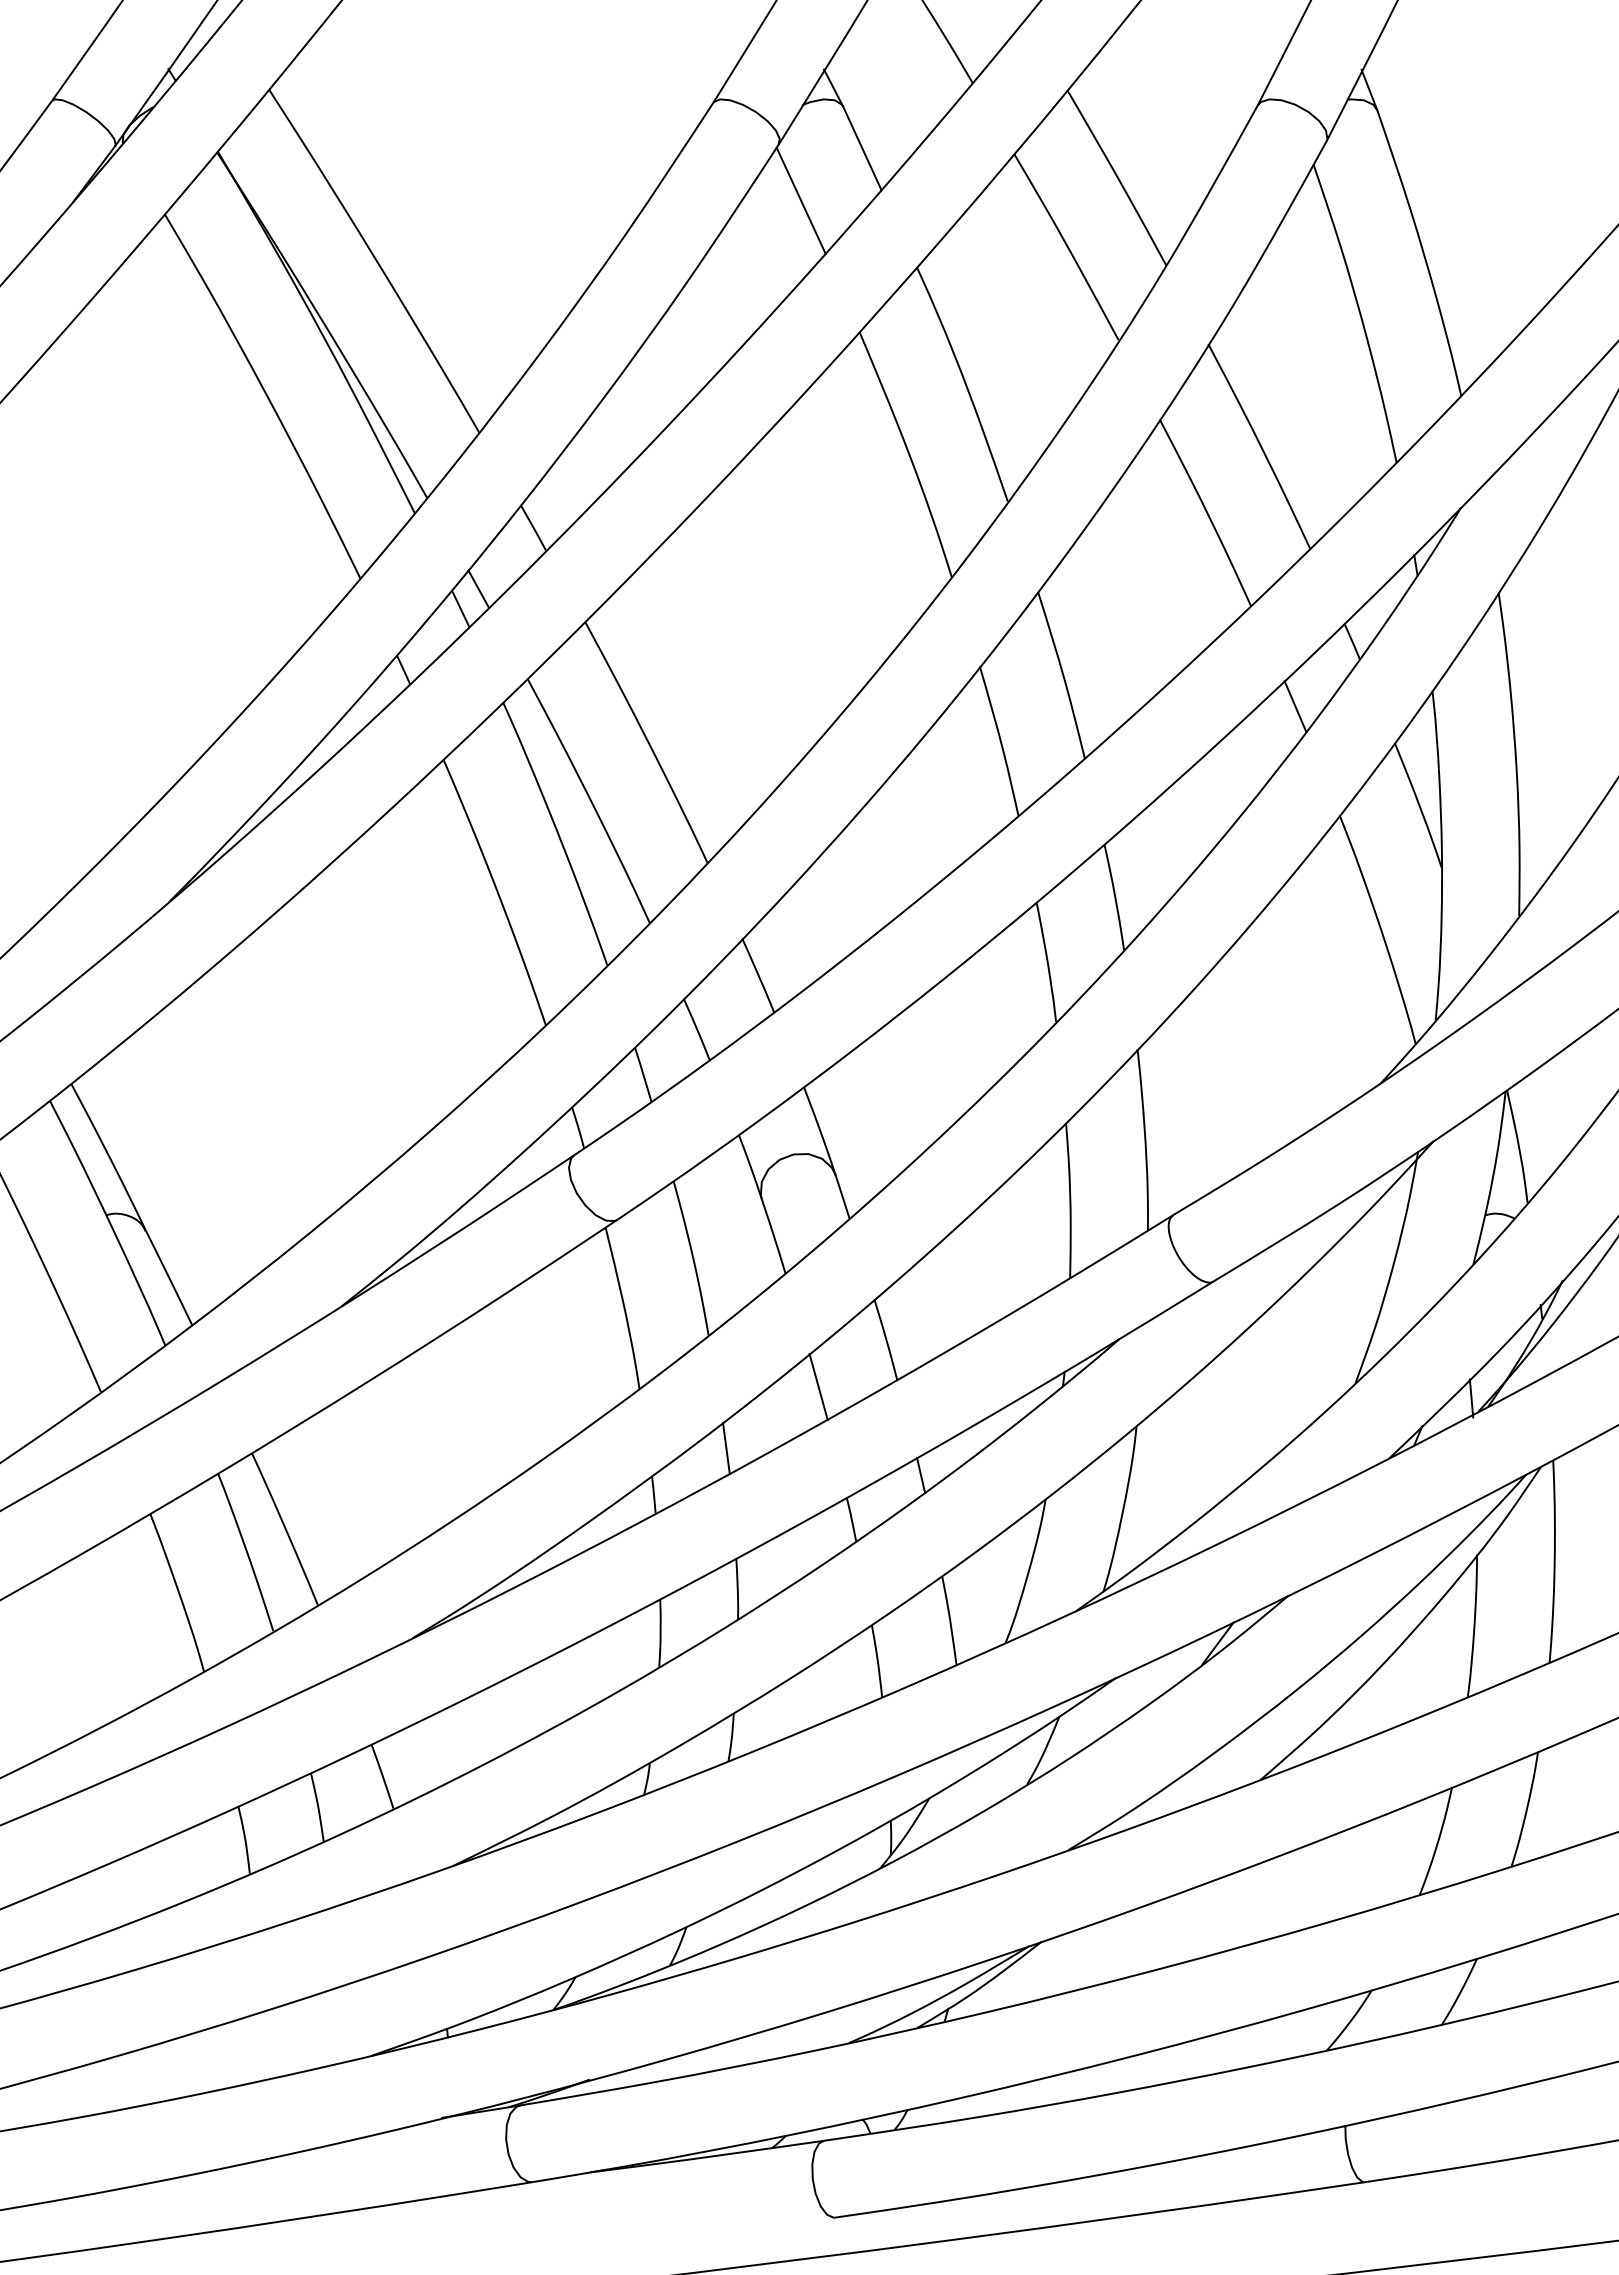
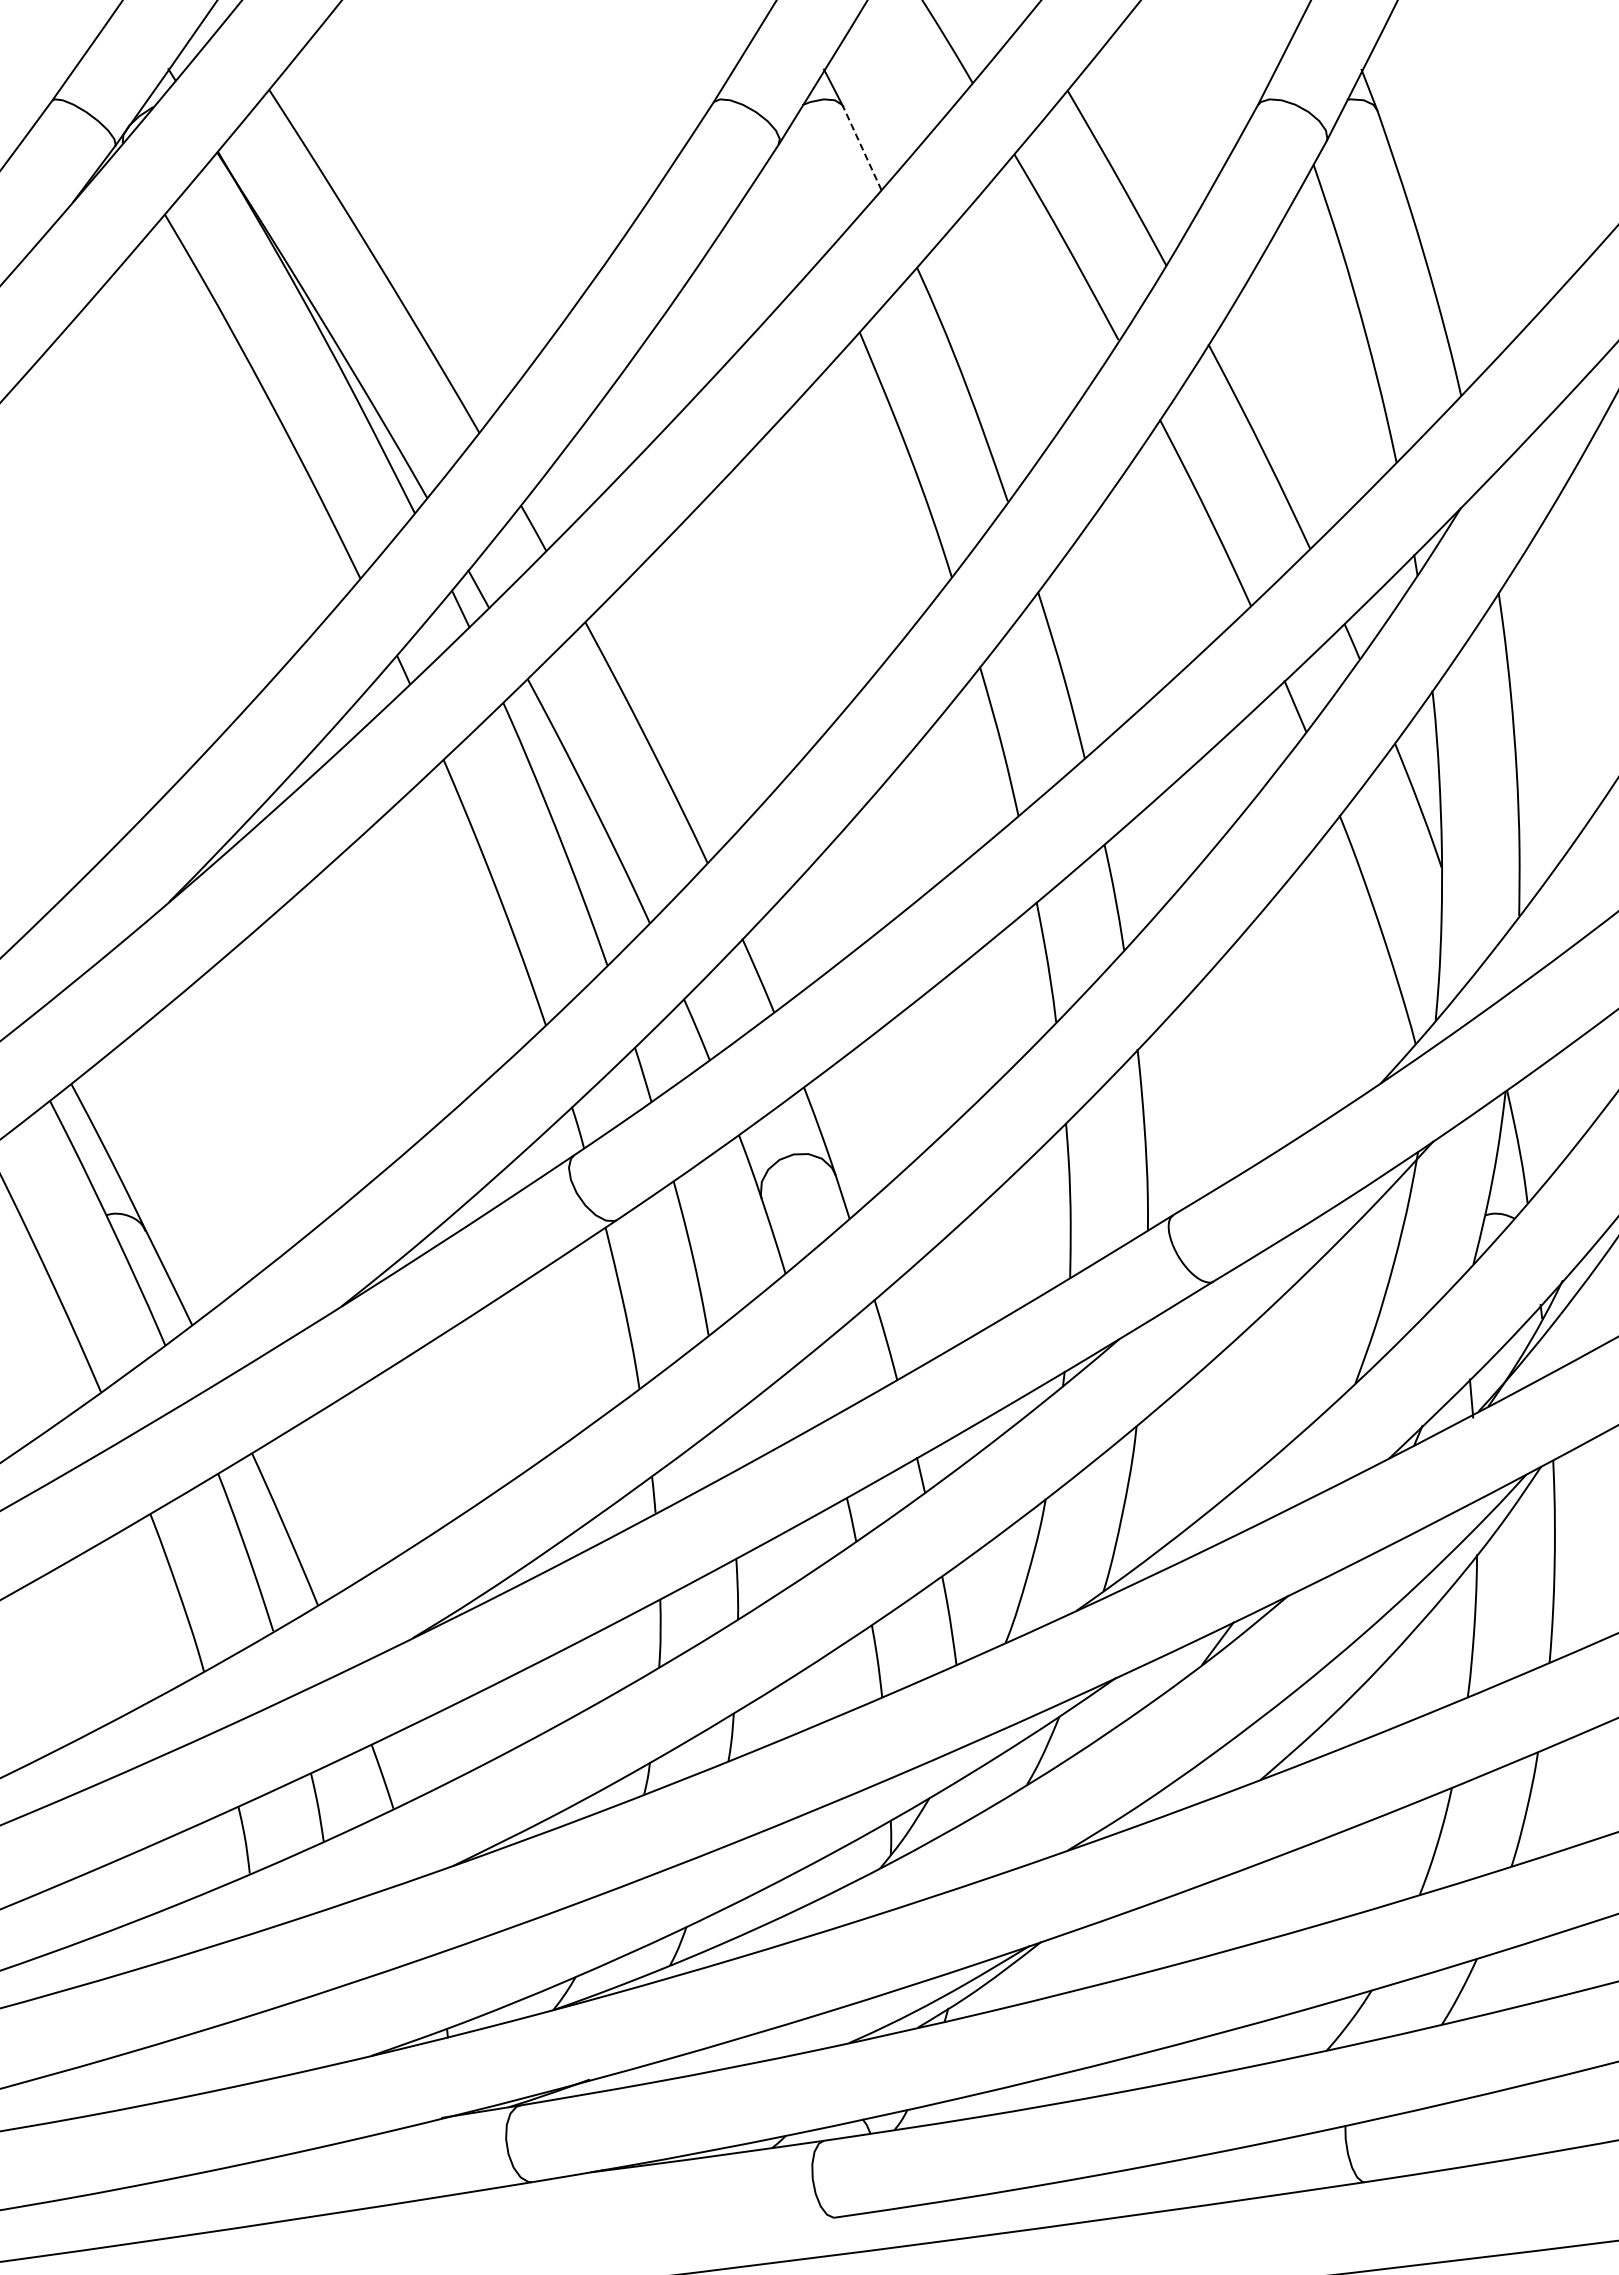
line: solid -> dashed (862, 147)
line: present -> none (800, 200)
line: present -> none (818, 1386)
line: present -> none (726, 1447)
